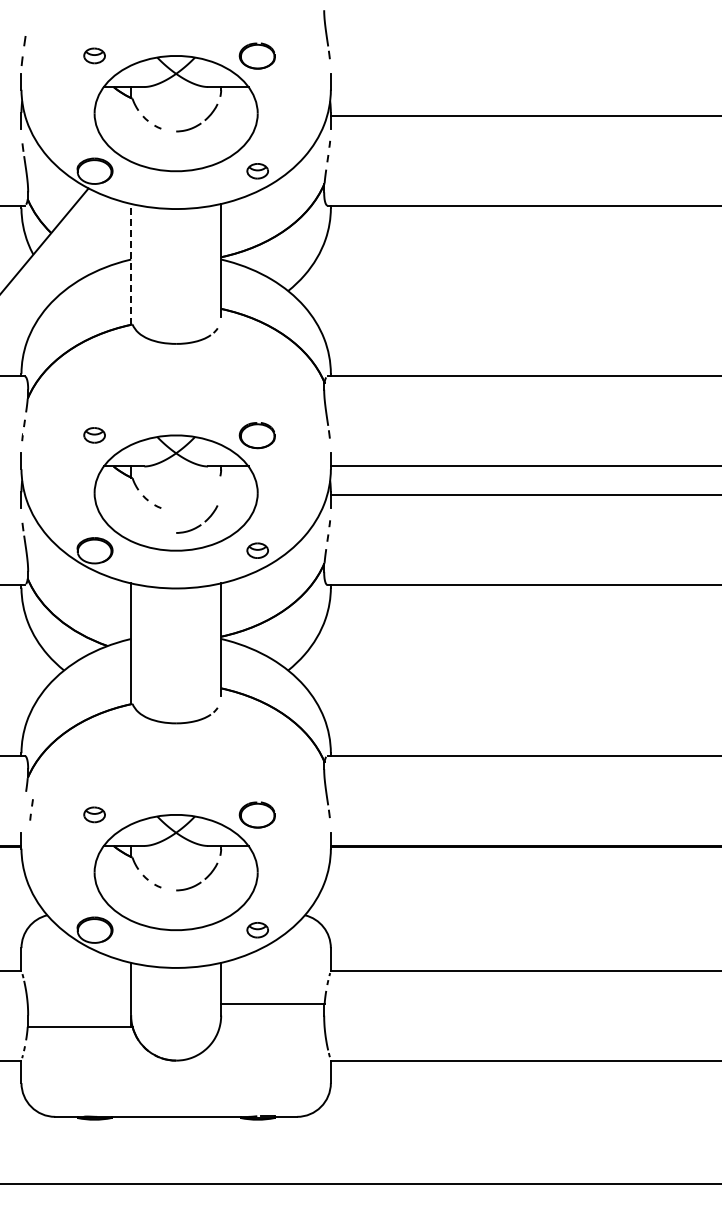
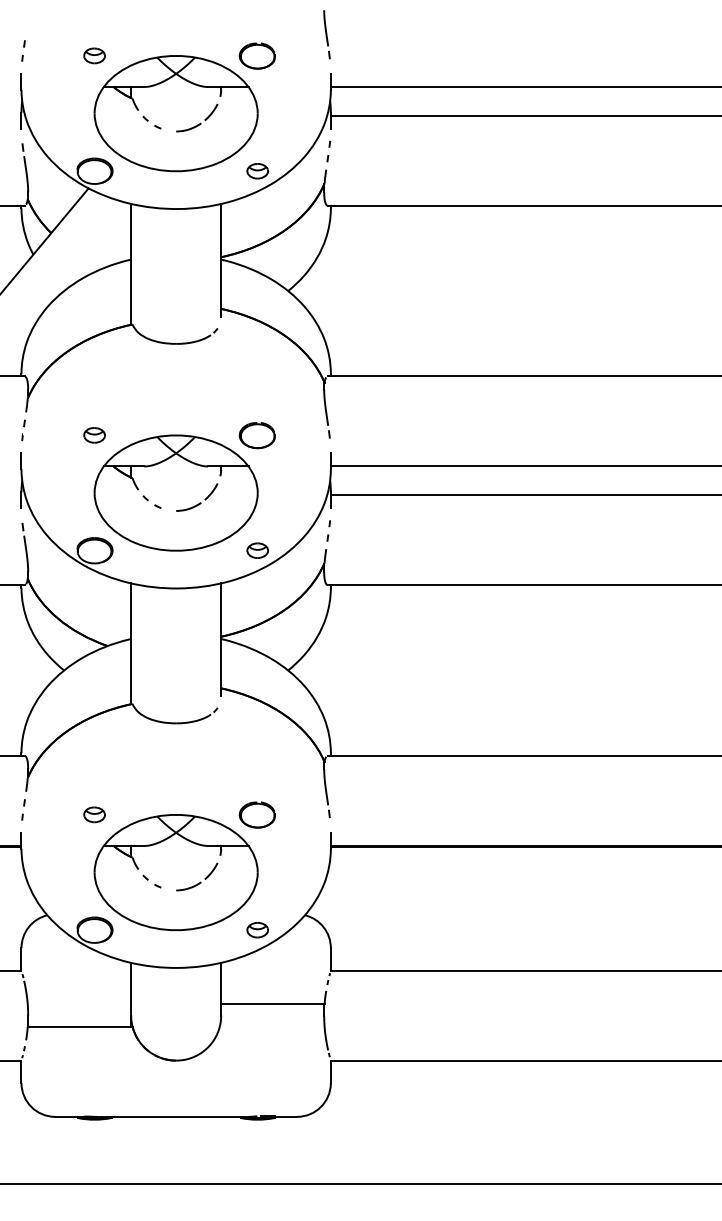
part size: 7x30 px -> 5x22 px (23, 50)
line: none -> present (524, 87)
line: dashed -> solid (131, 263)
part position: (197, 519) -> (197, 497) (197, 497)
part position: (31, 809) -> (23, 809) (23, 809)
